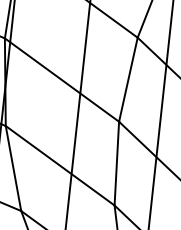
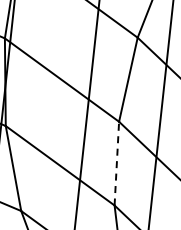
line position: (77, 114) -> (87, 114) (87, 114)
line: solid -> dashed (116, 163)
